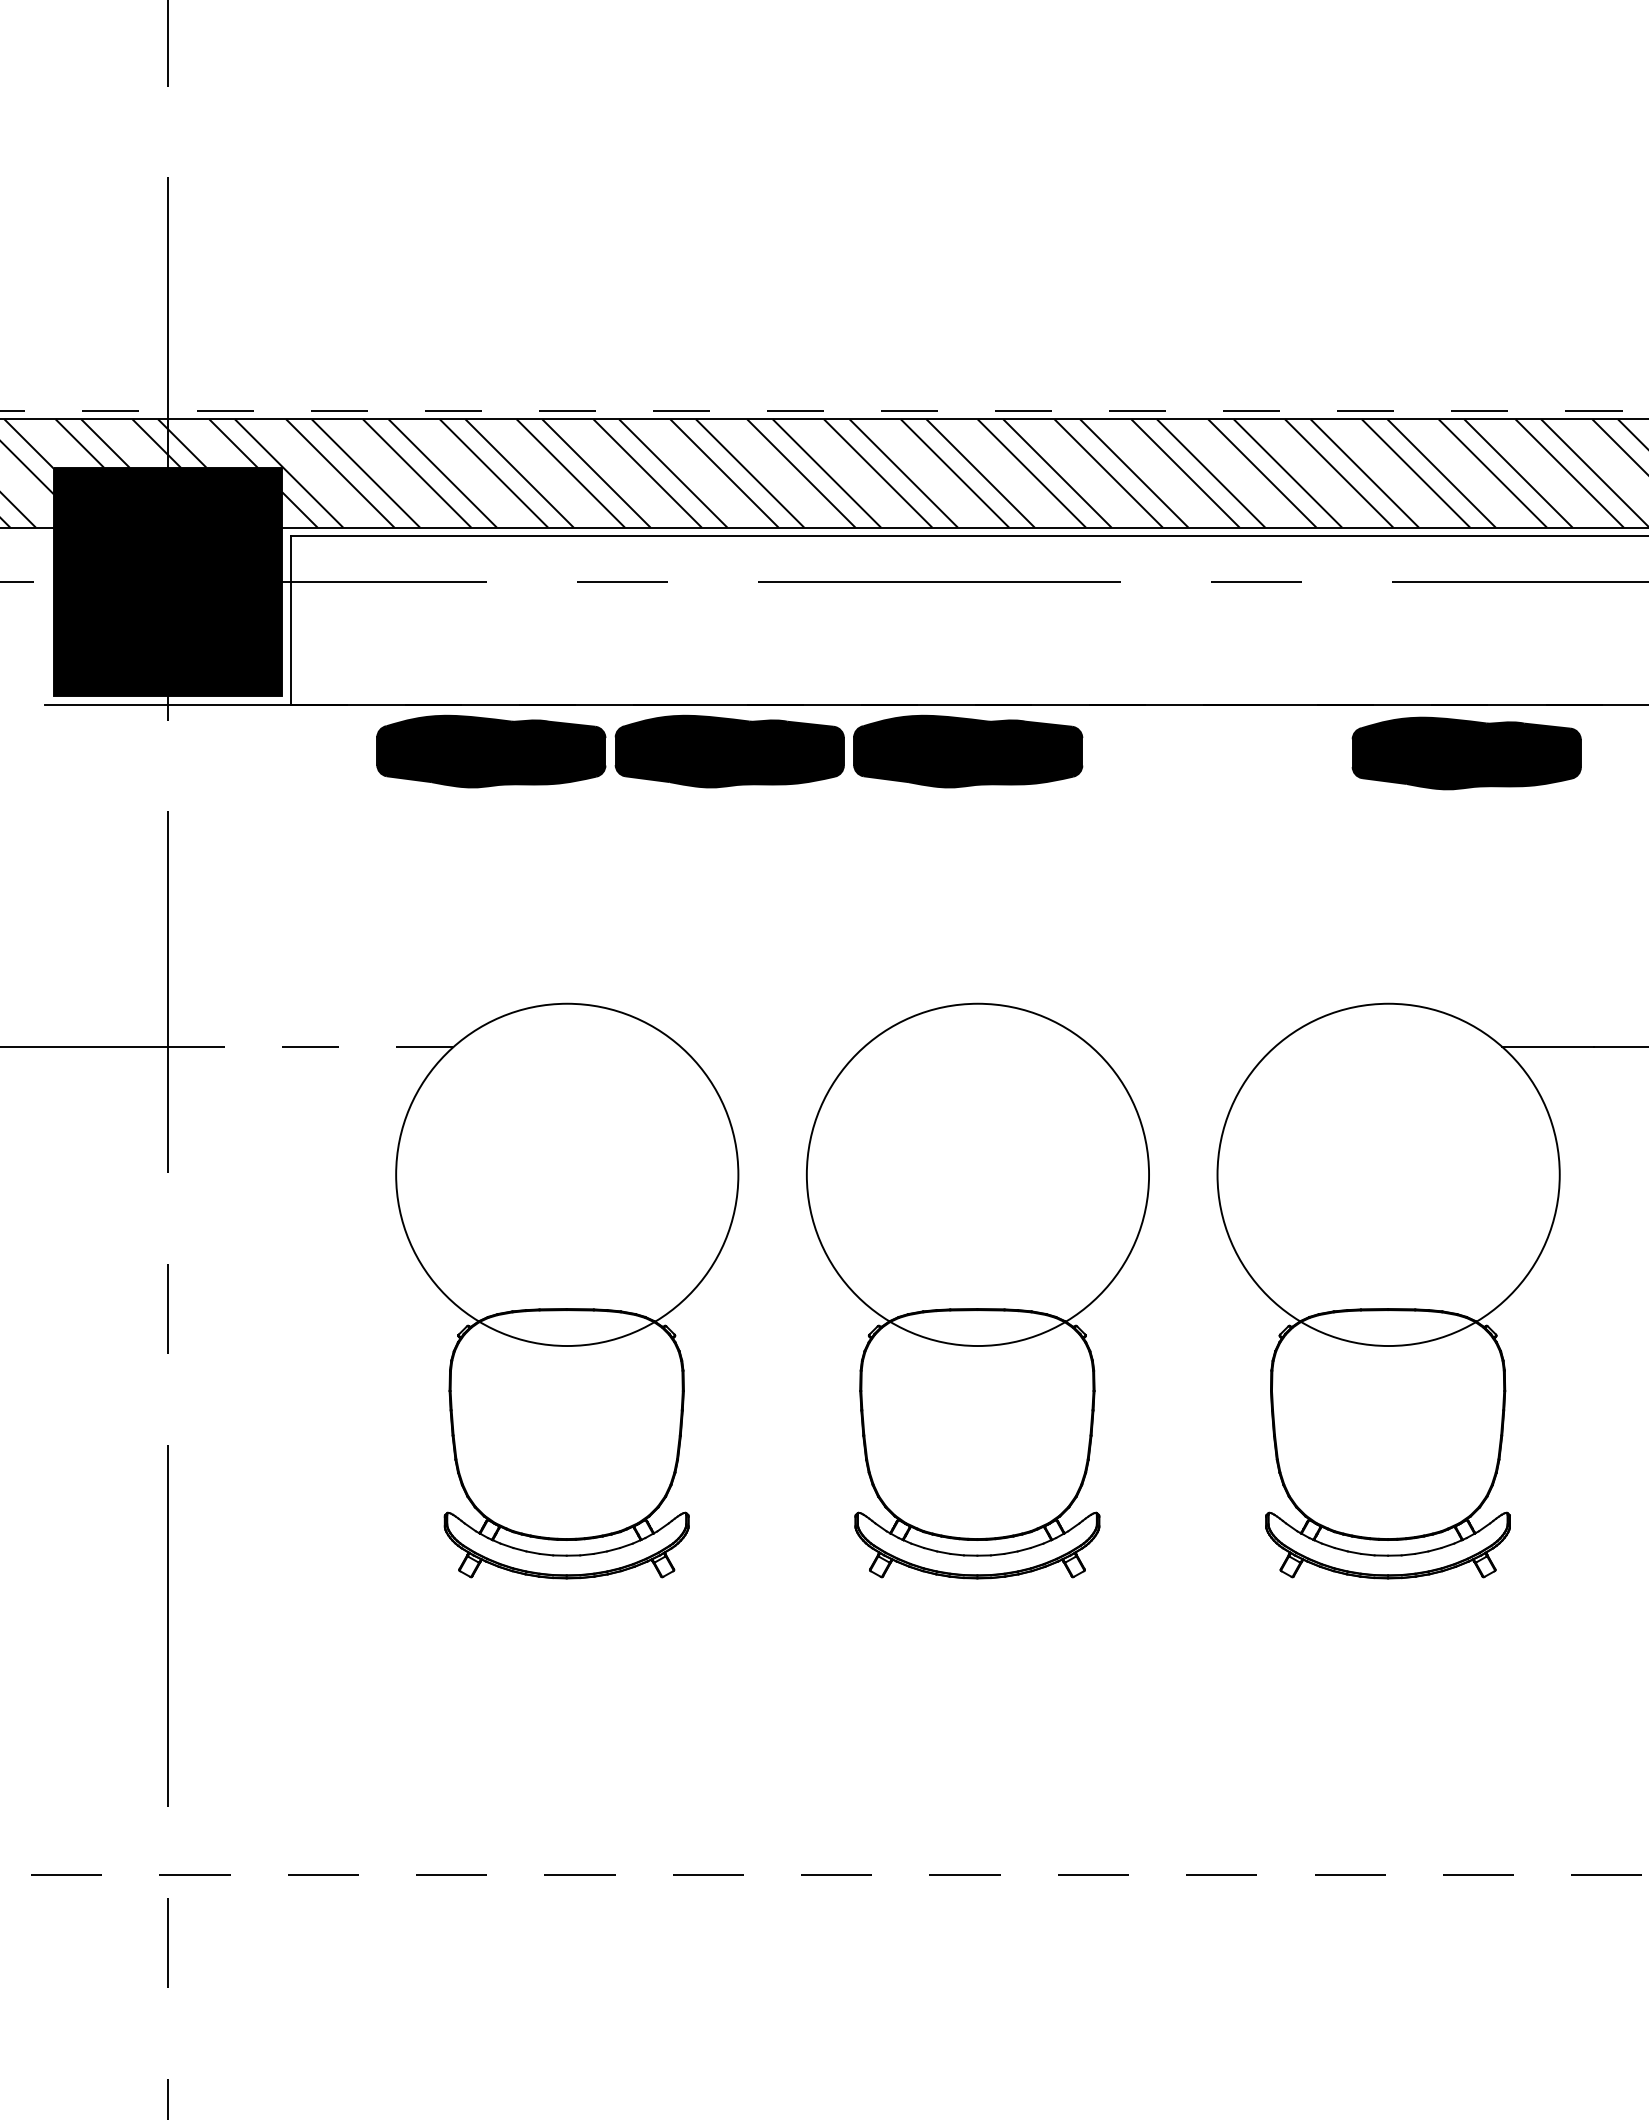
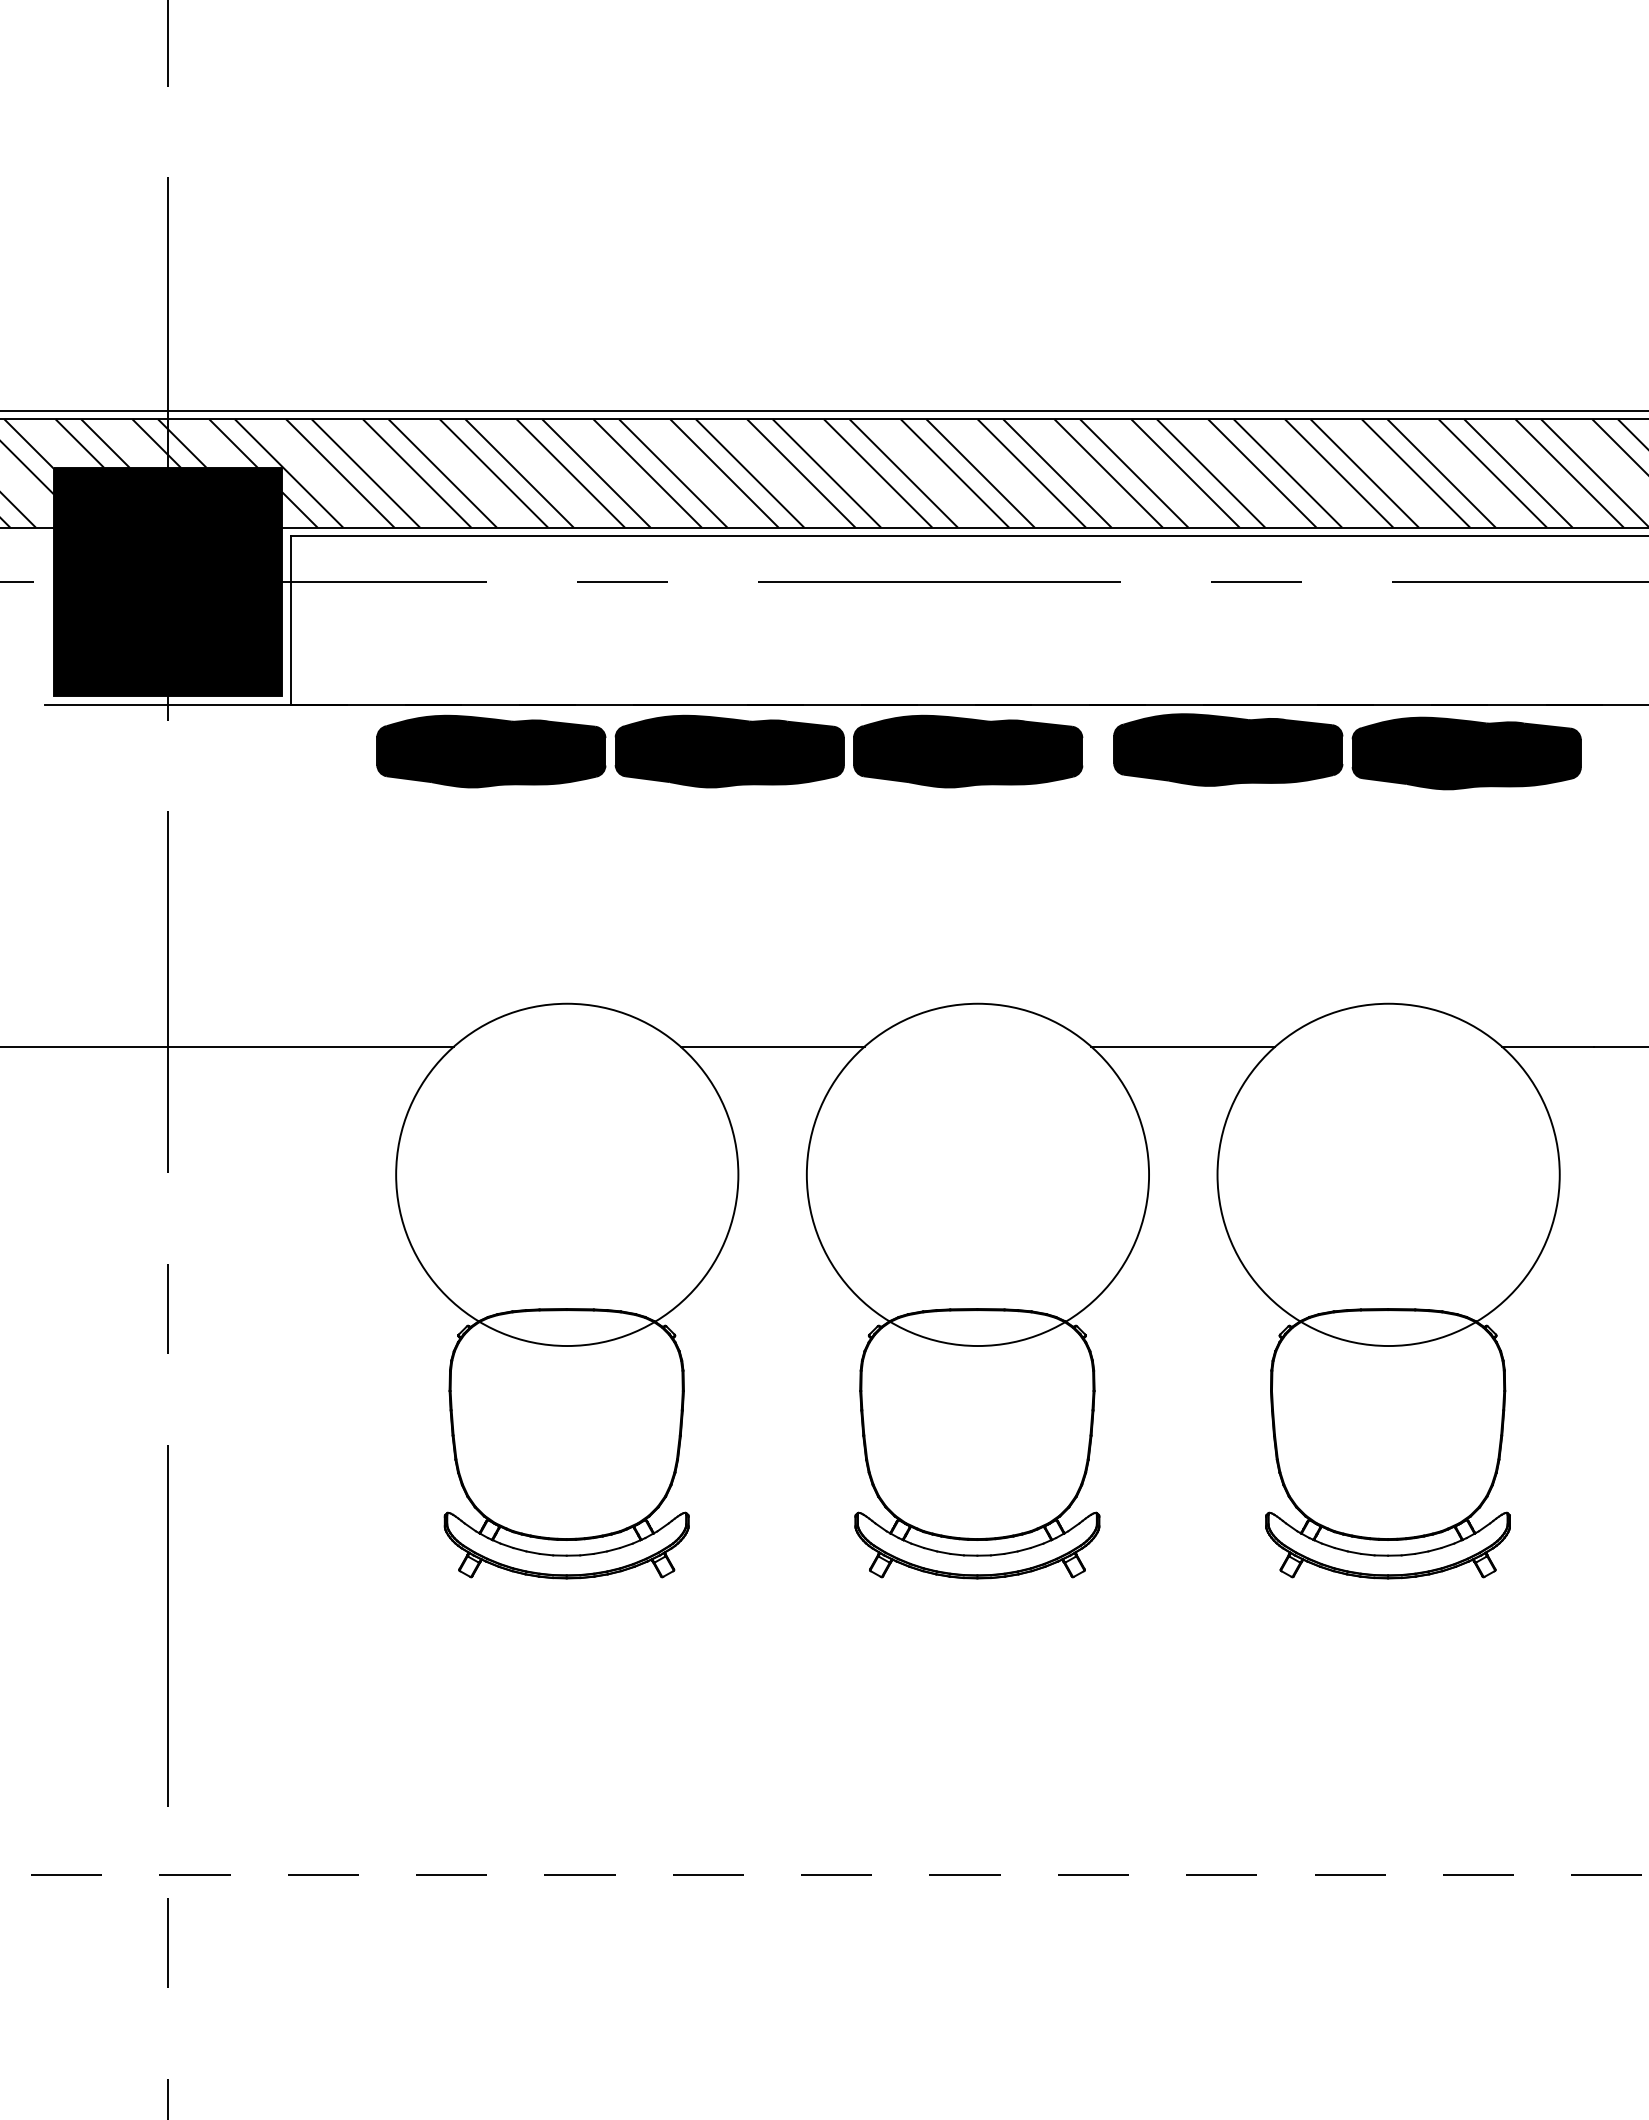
line: dashed -> solid (824, 410)
part: none -> present (1228, 749)
line: dashed -> solid (310, 1046)
line: none -> present (772, 1046)
line: none -> present (1183, 1046)
